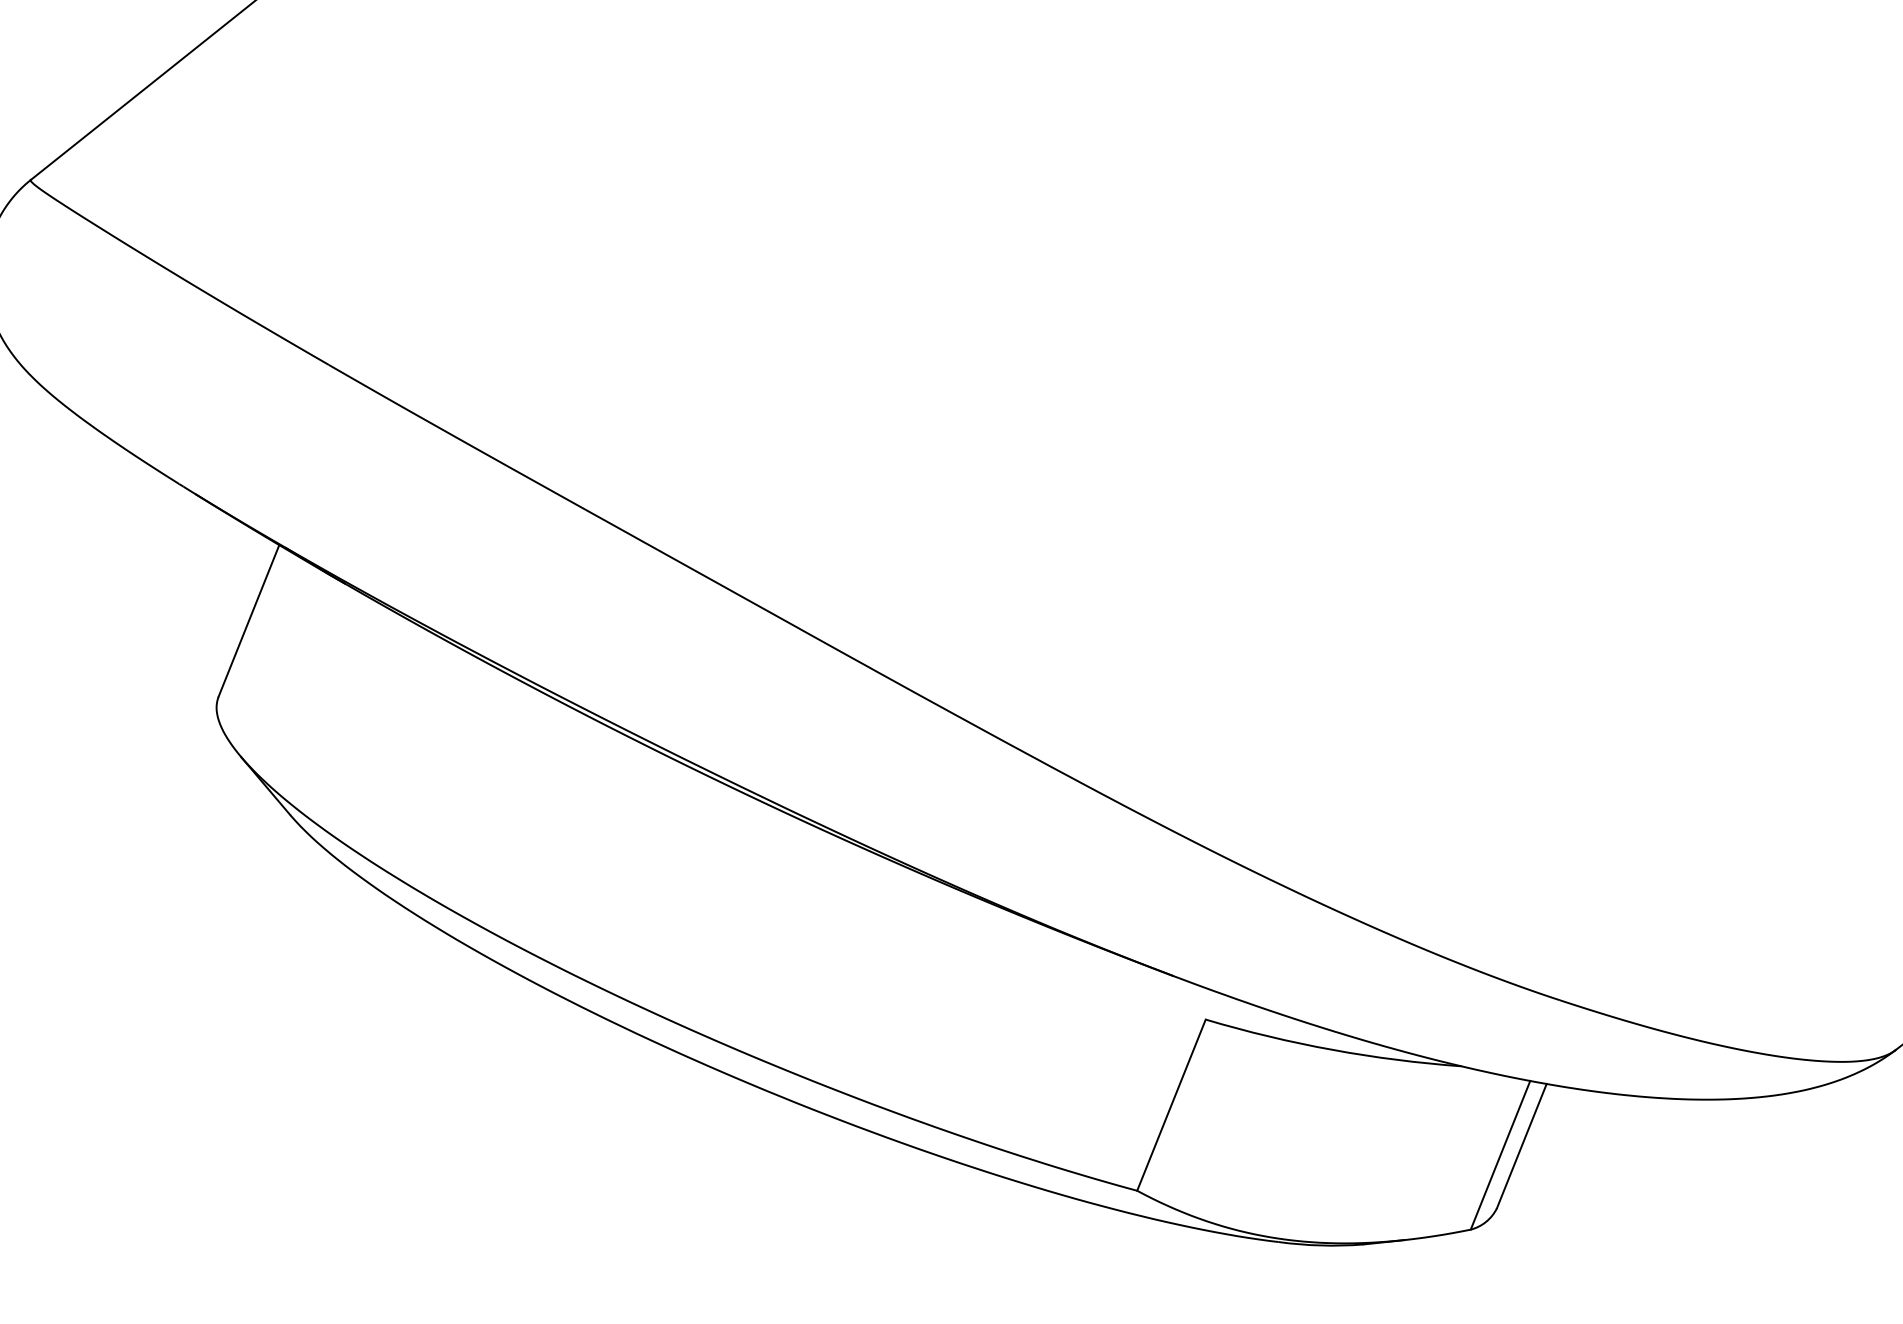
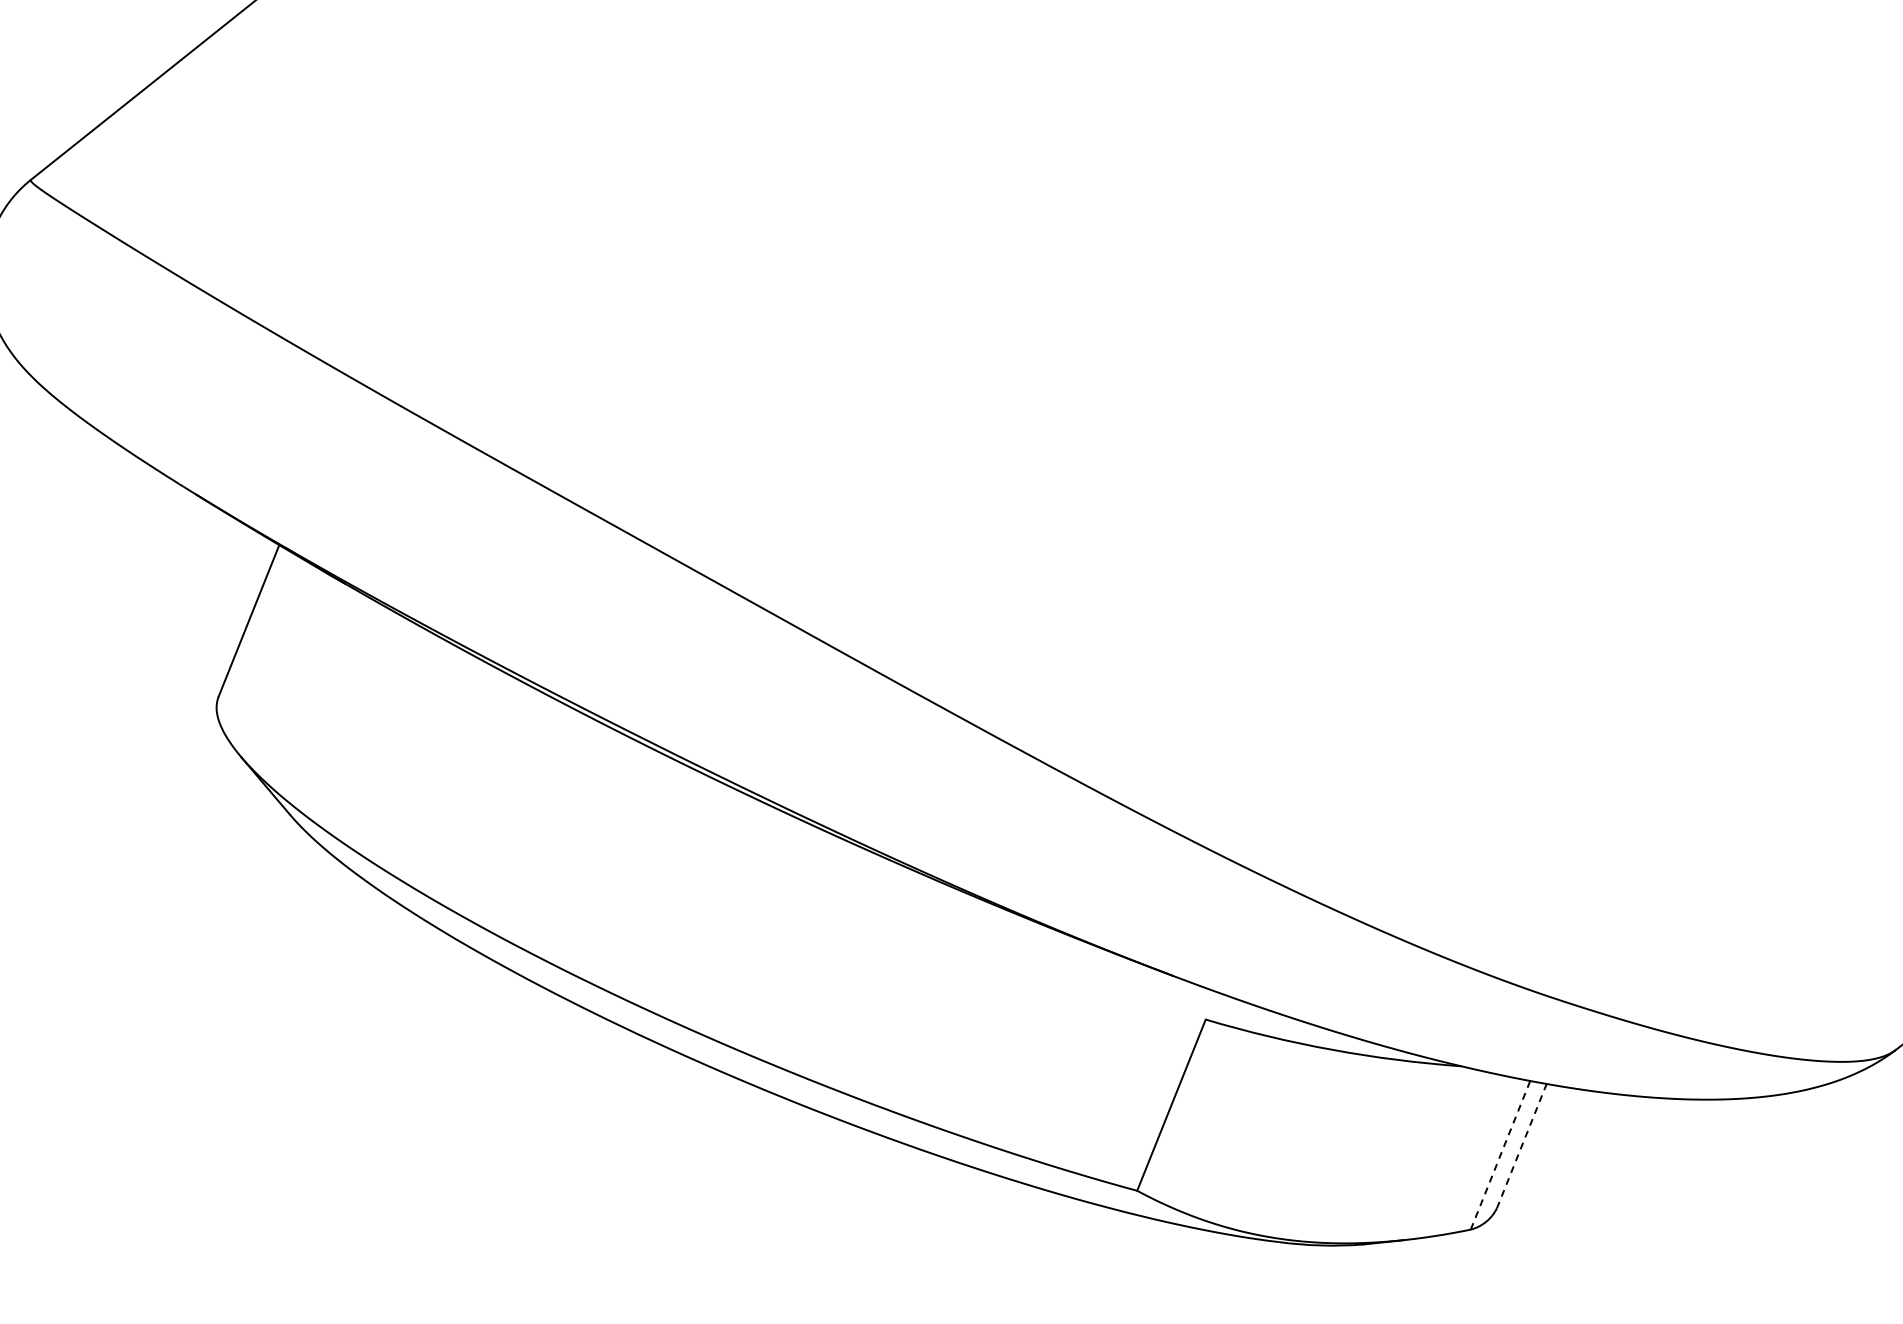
line: solid -> dashed (1521, 1146)
line: solid -> dashed (1500, 1154)
